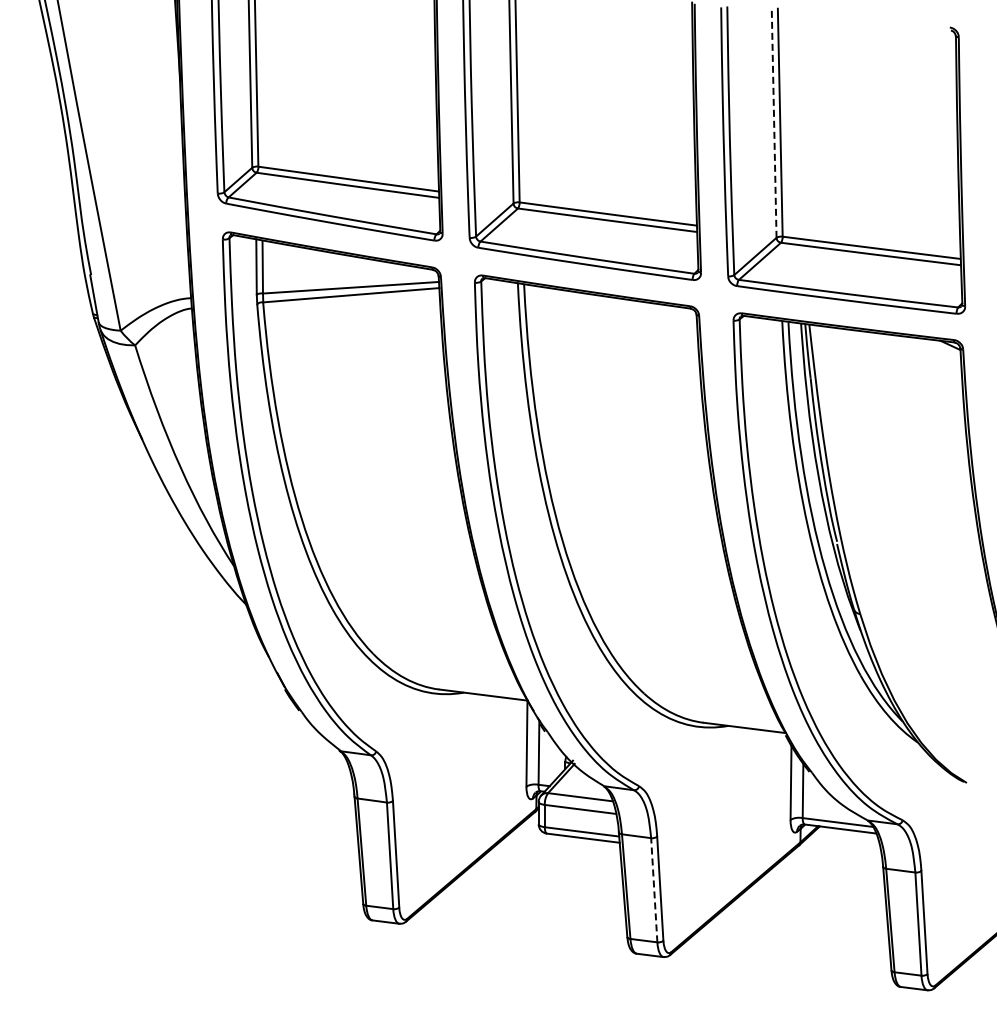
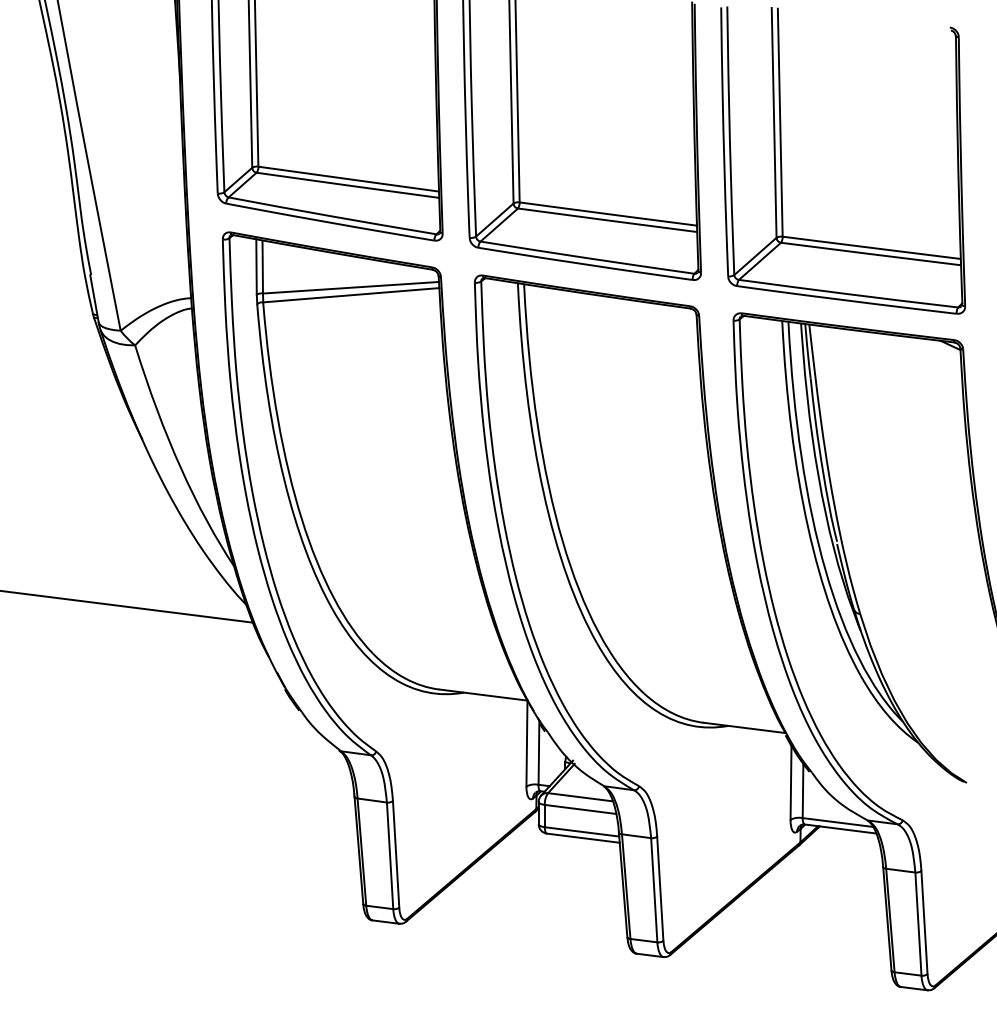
line: dashed -> solid (774, 122)
line: none -> present (127, 606)
line: dashed -> solid (654, 889)
